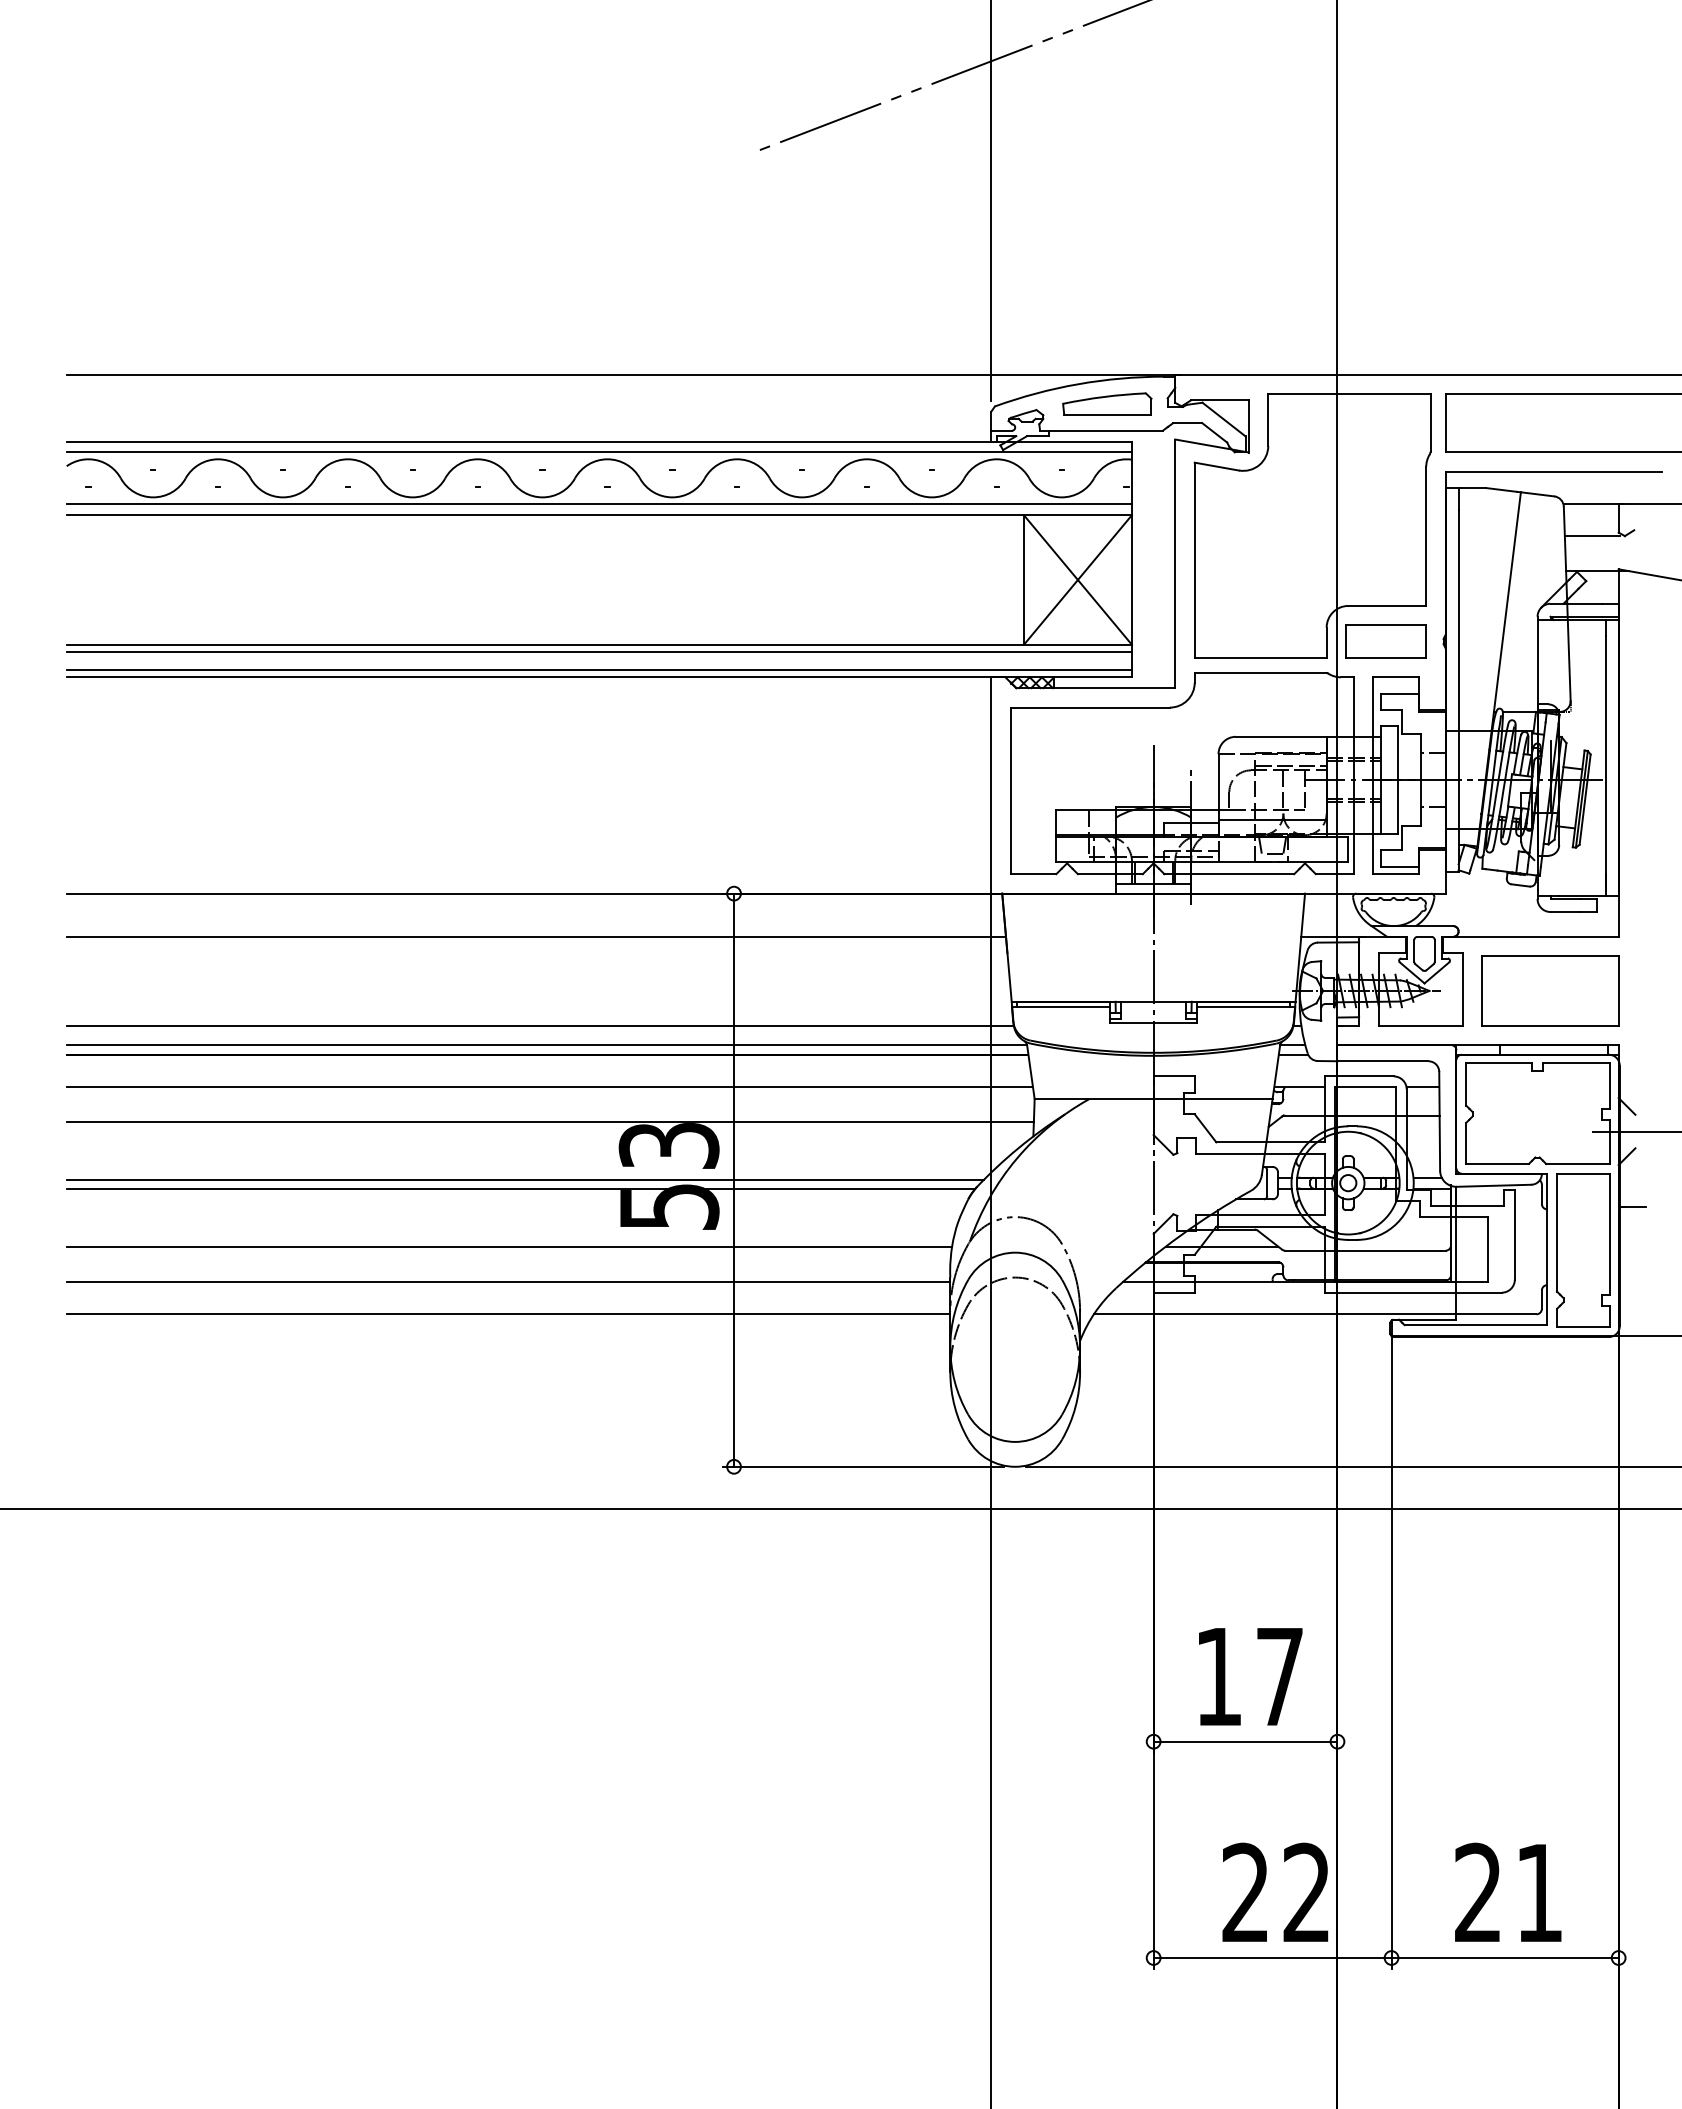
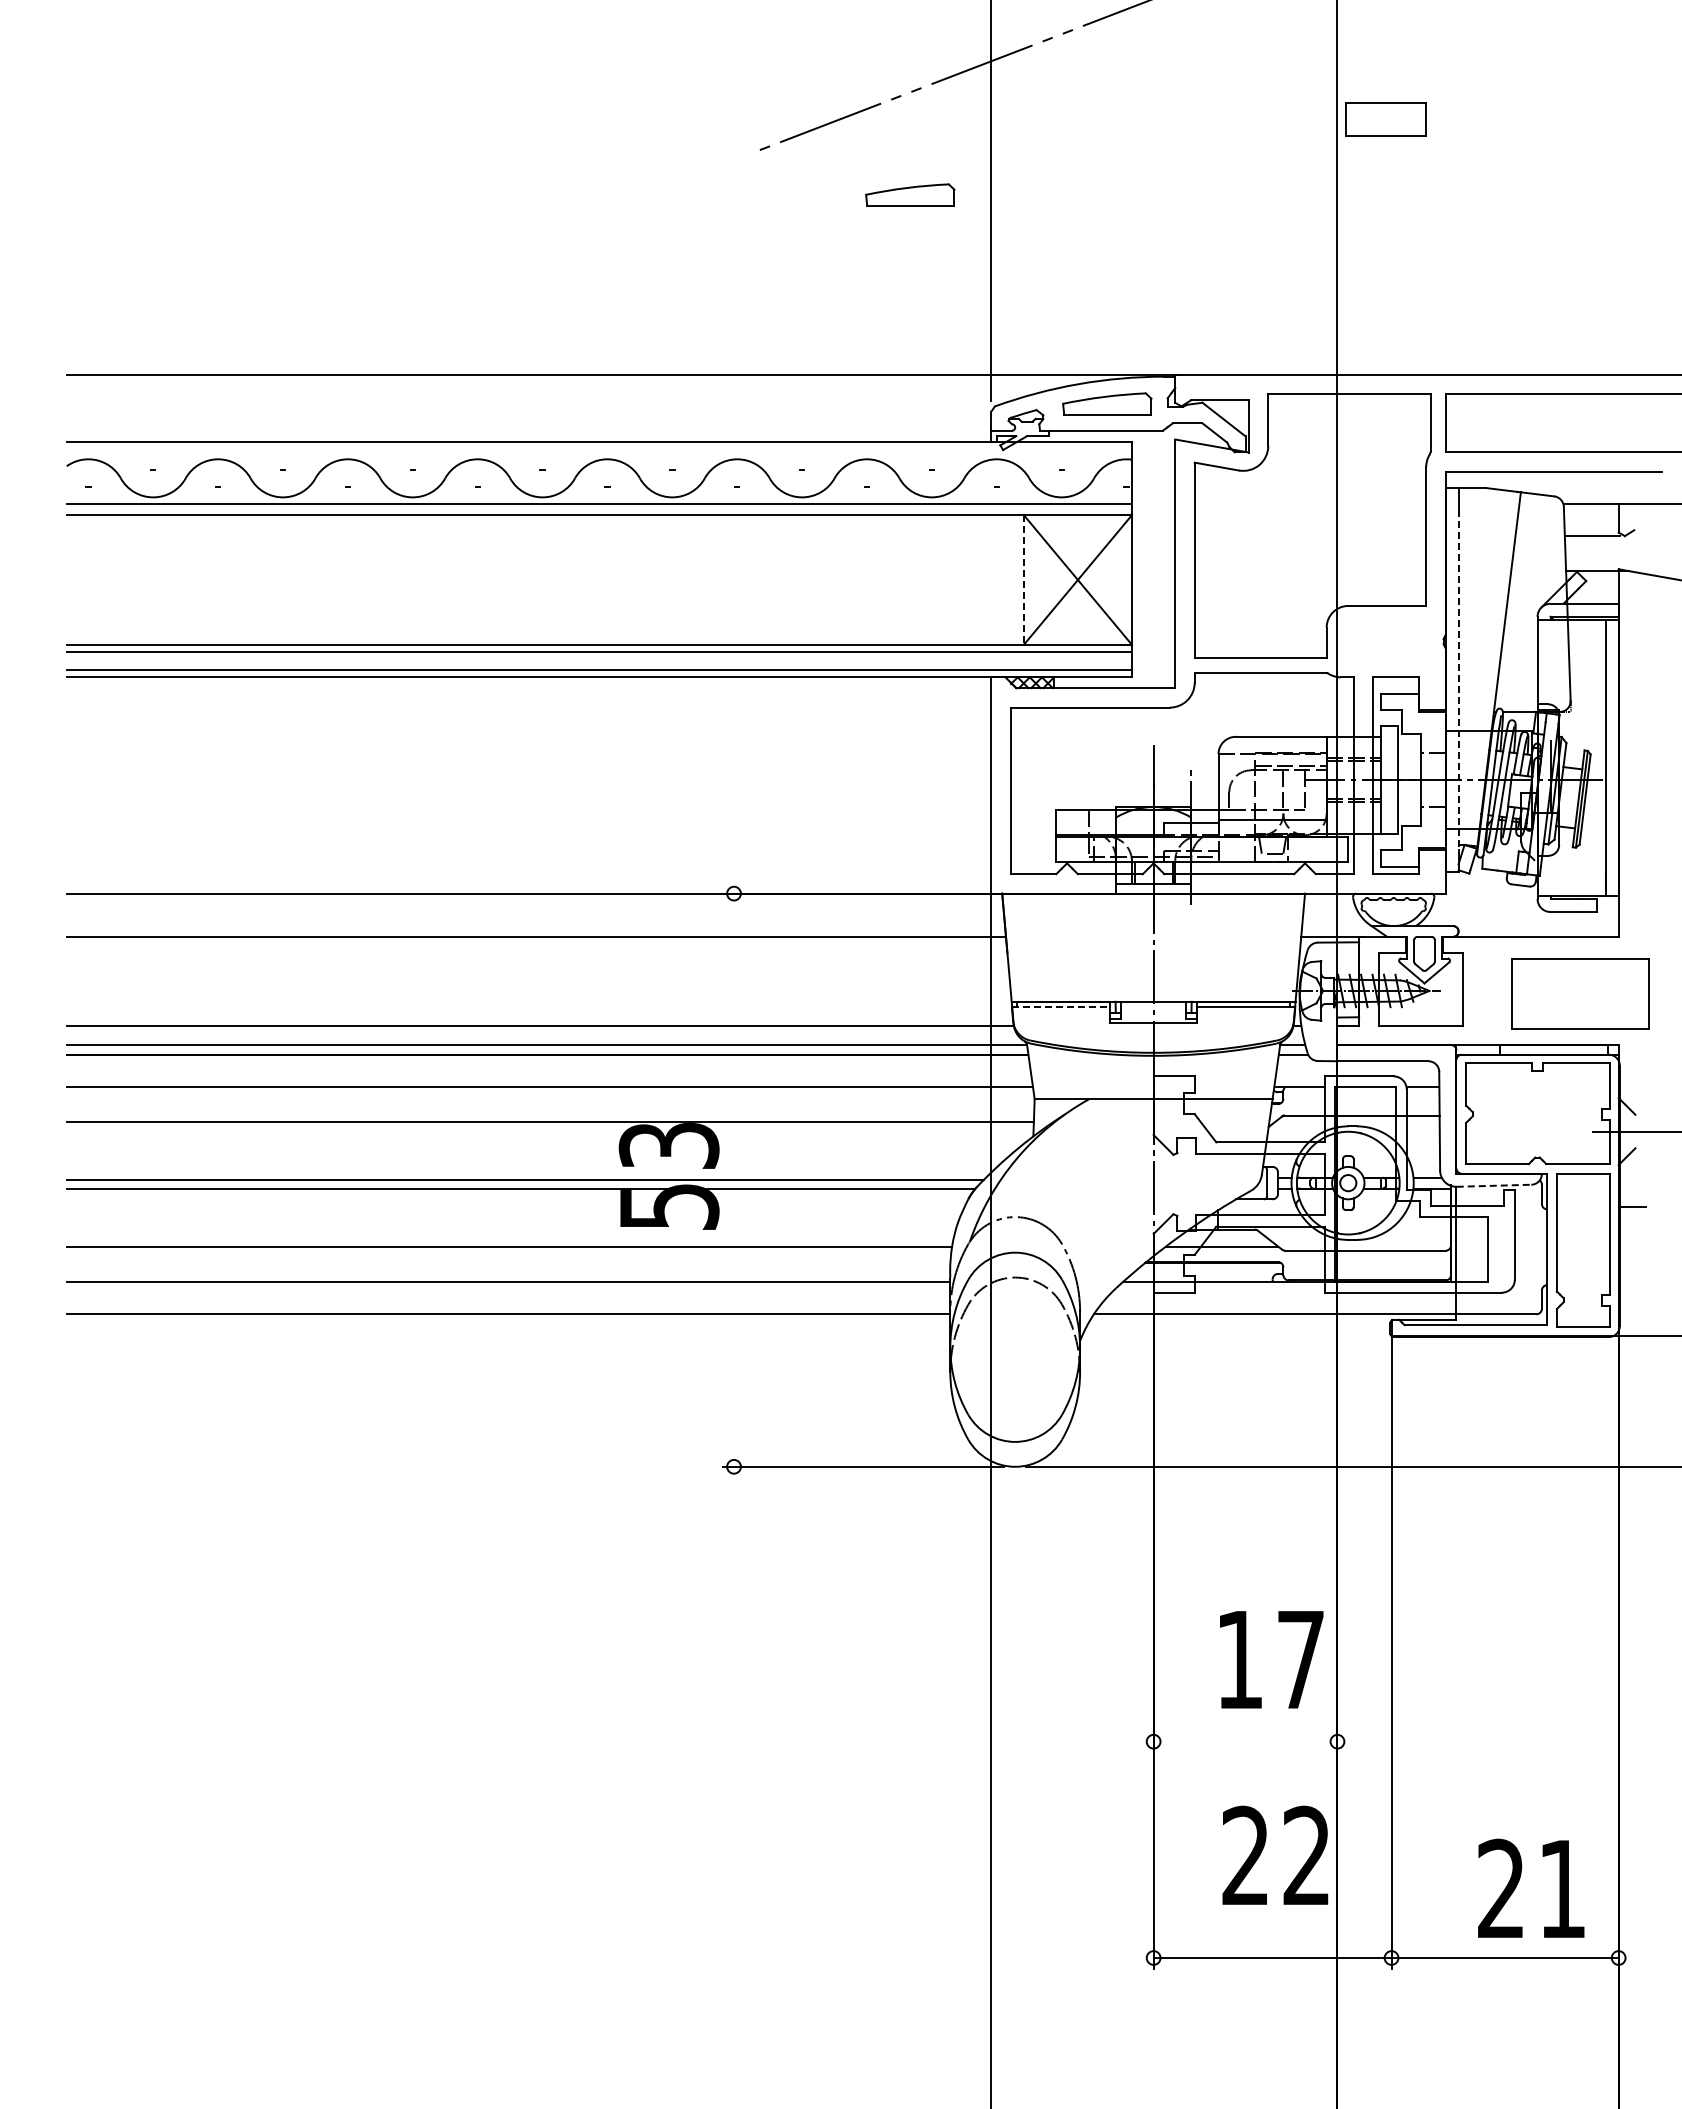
part: none -> present (910, 194)
line: present -> none (599, 452)
line: solid -> dashed (1023, 580)
part position: (1385, 641) -> (1385, 119) (1385, 119)
line: solid -> dashed (1458, 680)
part position: (1550, 990) -> (1580, 993) (1580, 993)
line: solid -> dashed (1061, 1007)
line: present -> none (734, 1179)
line: solid -> dashed (1494, 1185)
line: present -> none (840, 1508)
text position: (1250, 1676) -> (1271, 1659) (1271, 1659)
line: present -> none (1245, 1741)
text position: (1275, 1891) -> (1275, 1854) (1275, 1854)
text position: (1508, 1891) -> (1531, 1887) (1531, 1887)
